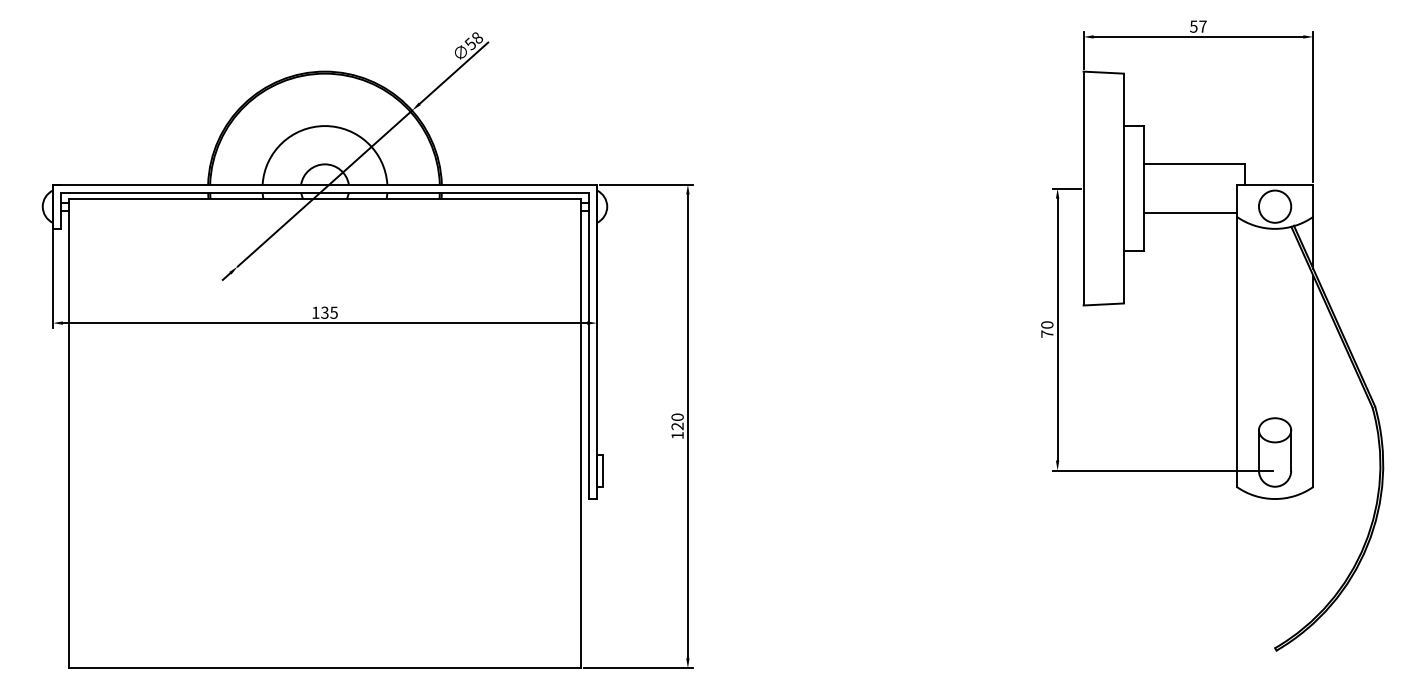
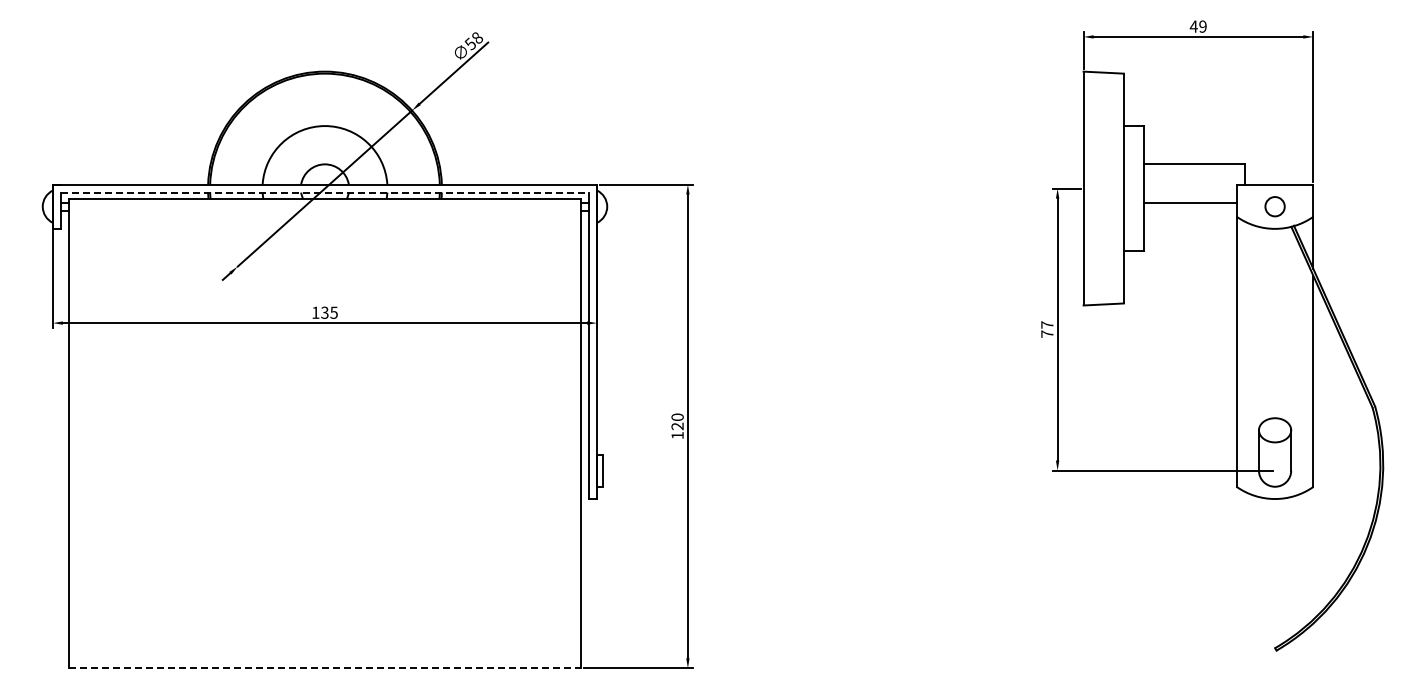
text: 57 -> 49 (1197, 26)
line: solid -> dashed (325, 192)
circle diameter: 32 px -> 19 px (1274, 206)
line position: (1190, 212) -> (1190, 202) (1190, 202)
text: 70 -> 77 (1047, 324)
line: solid -> dashed (325, 668)
